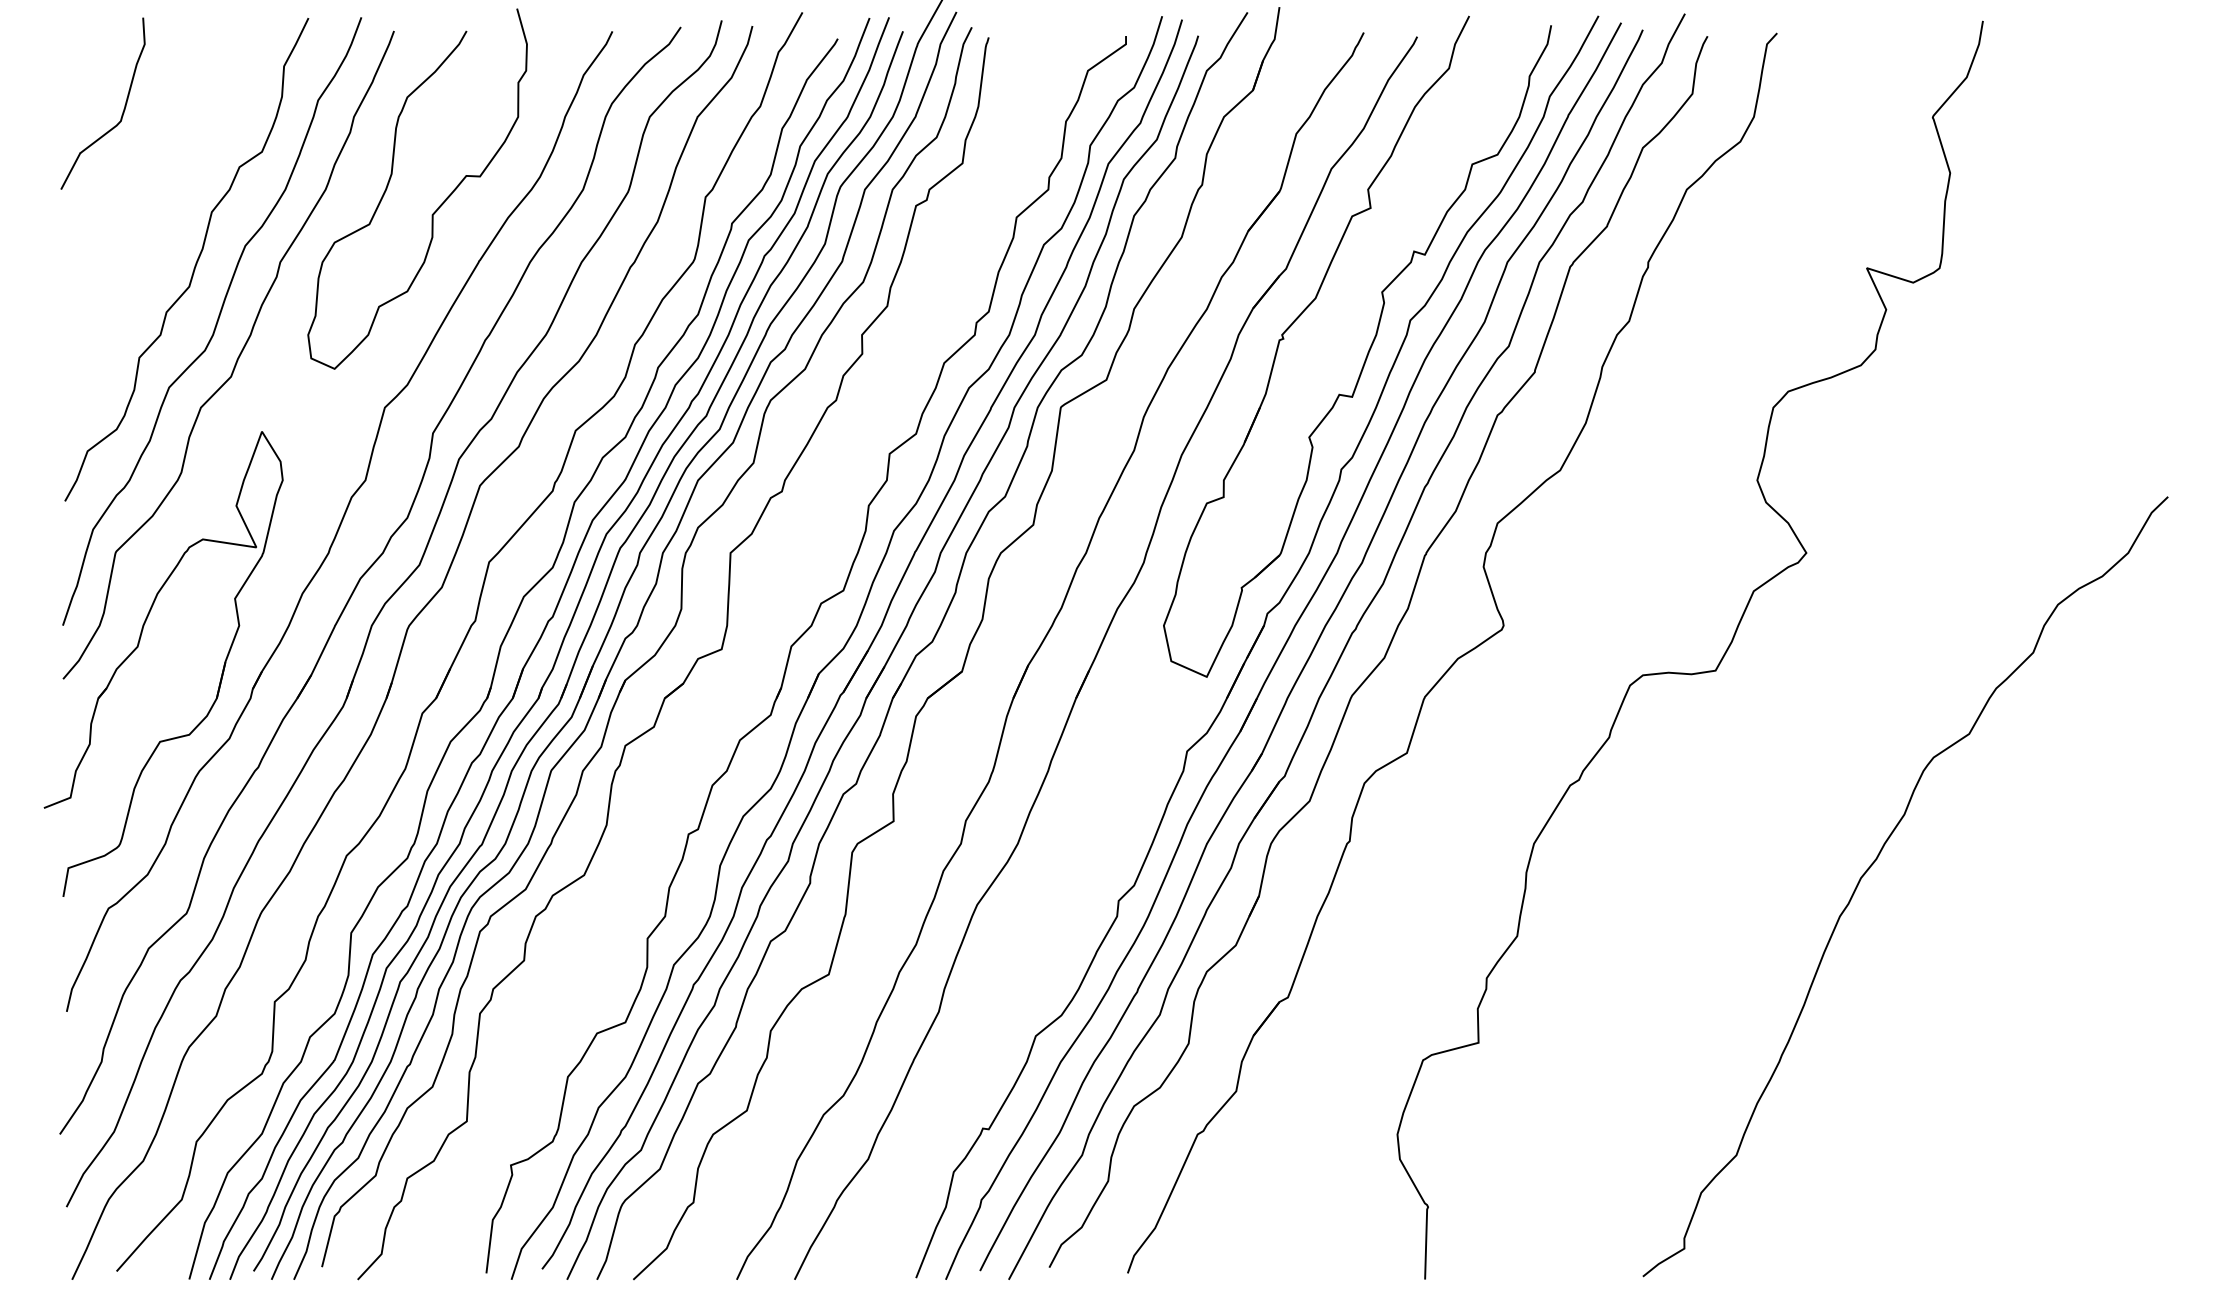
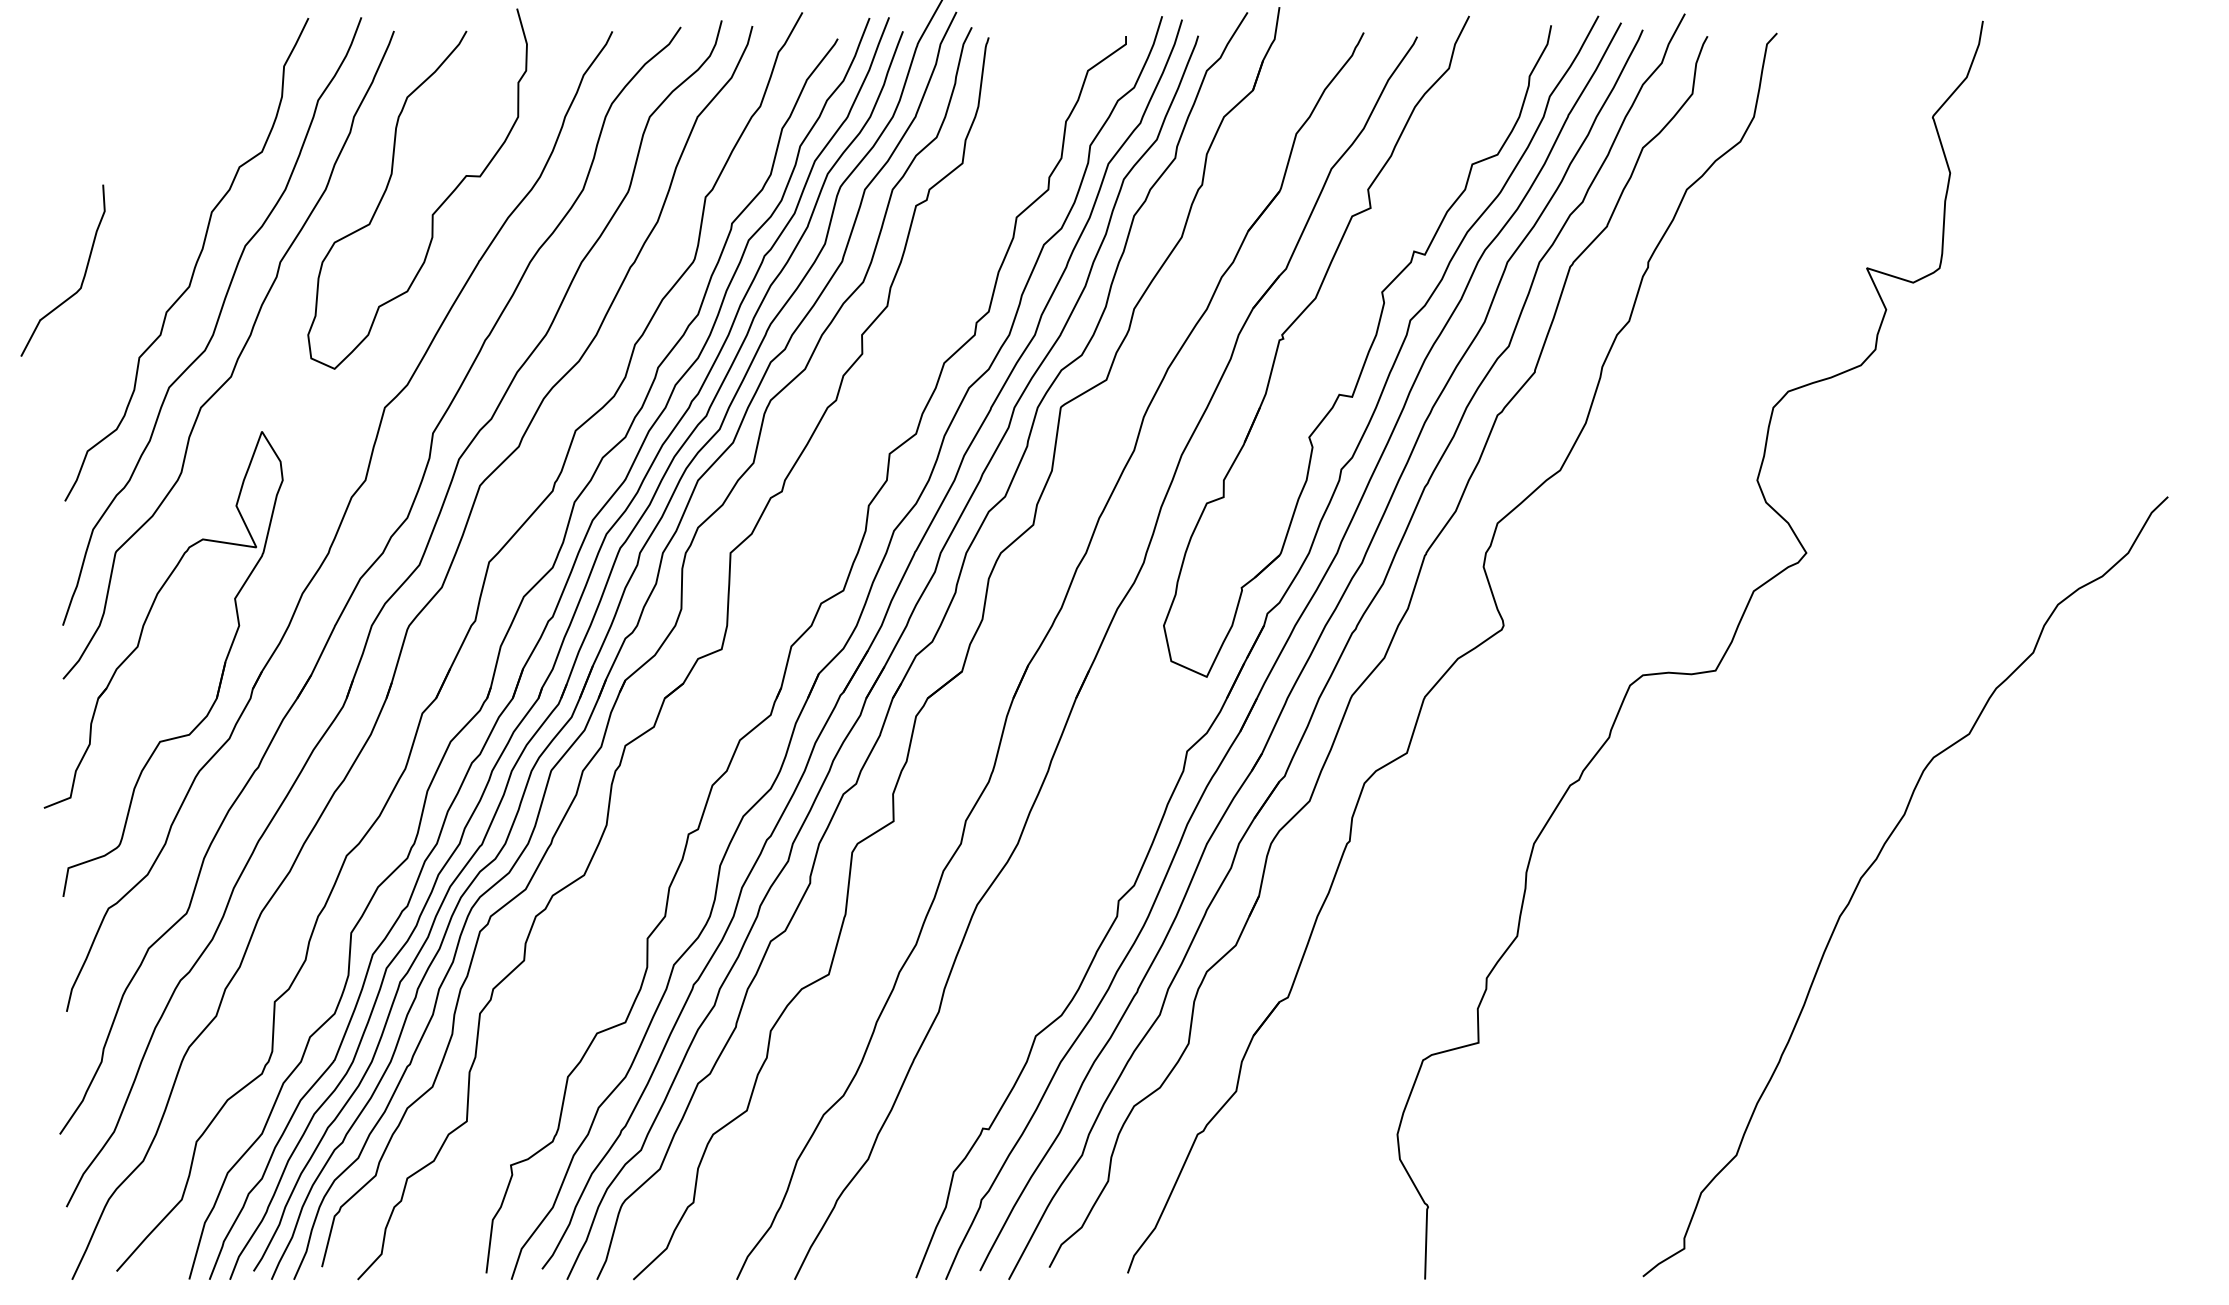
curve position: (122, 111) -> (82, 278) (82, 278)
